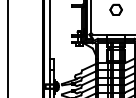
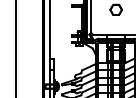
line position: (7, 48) -> (15, 48) (15, 48)
